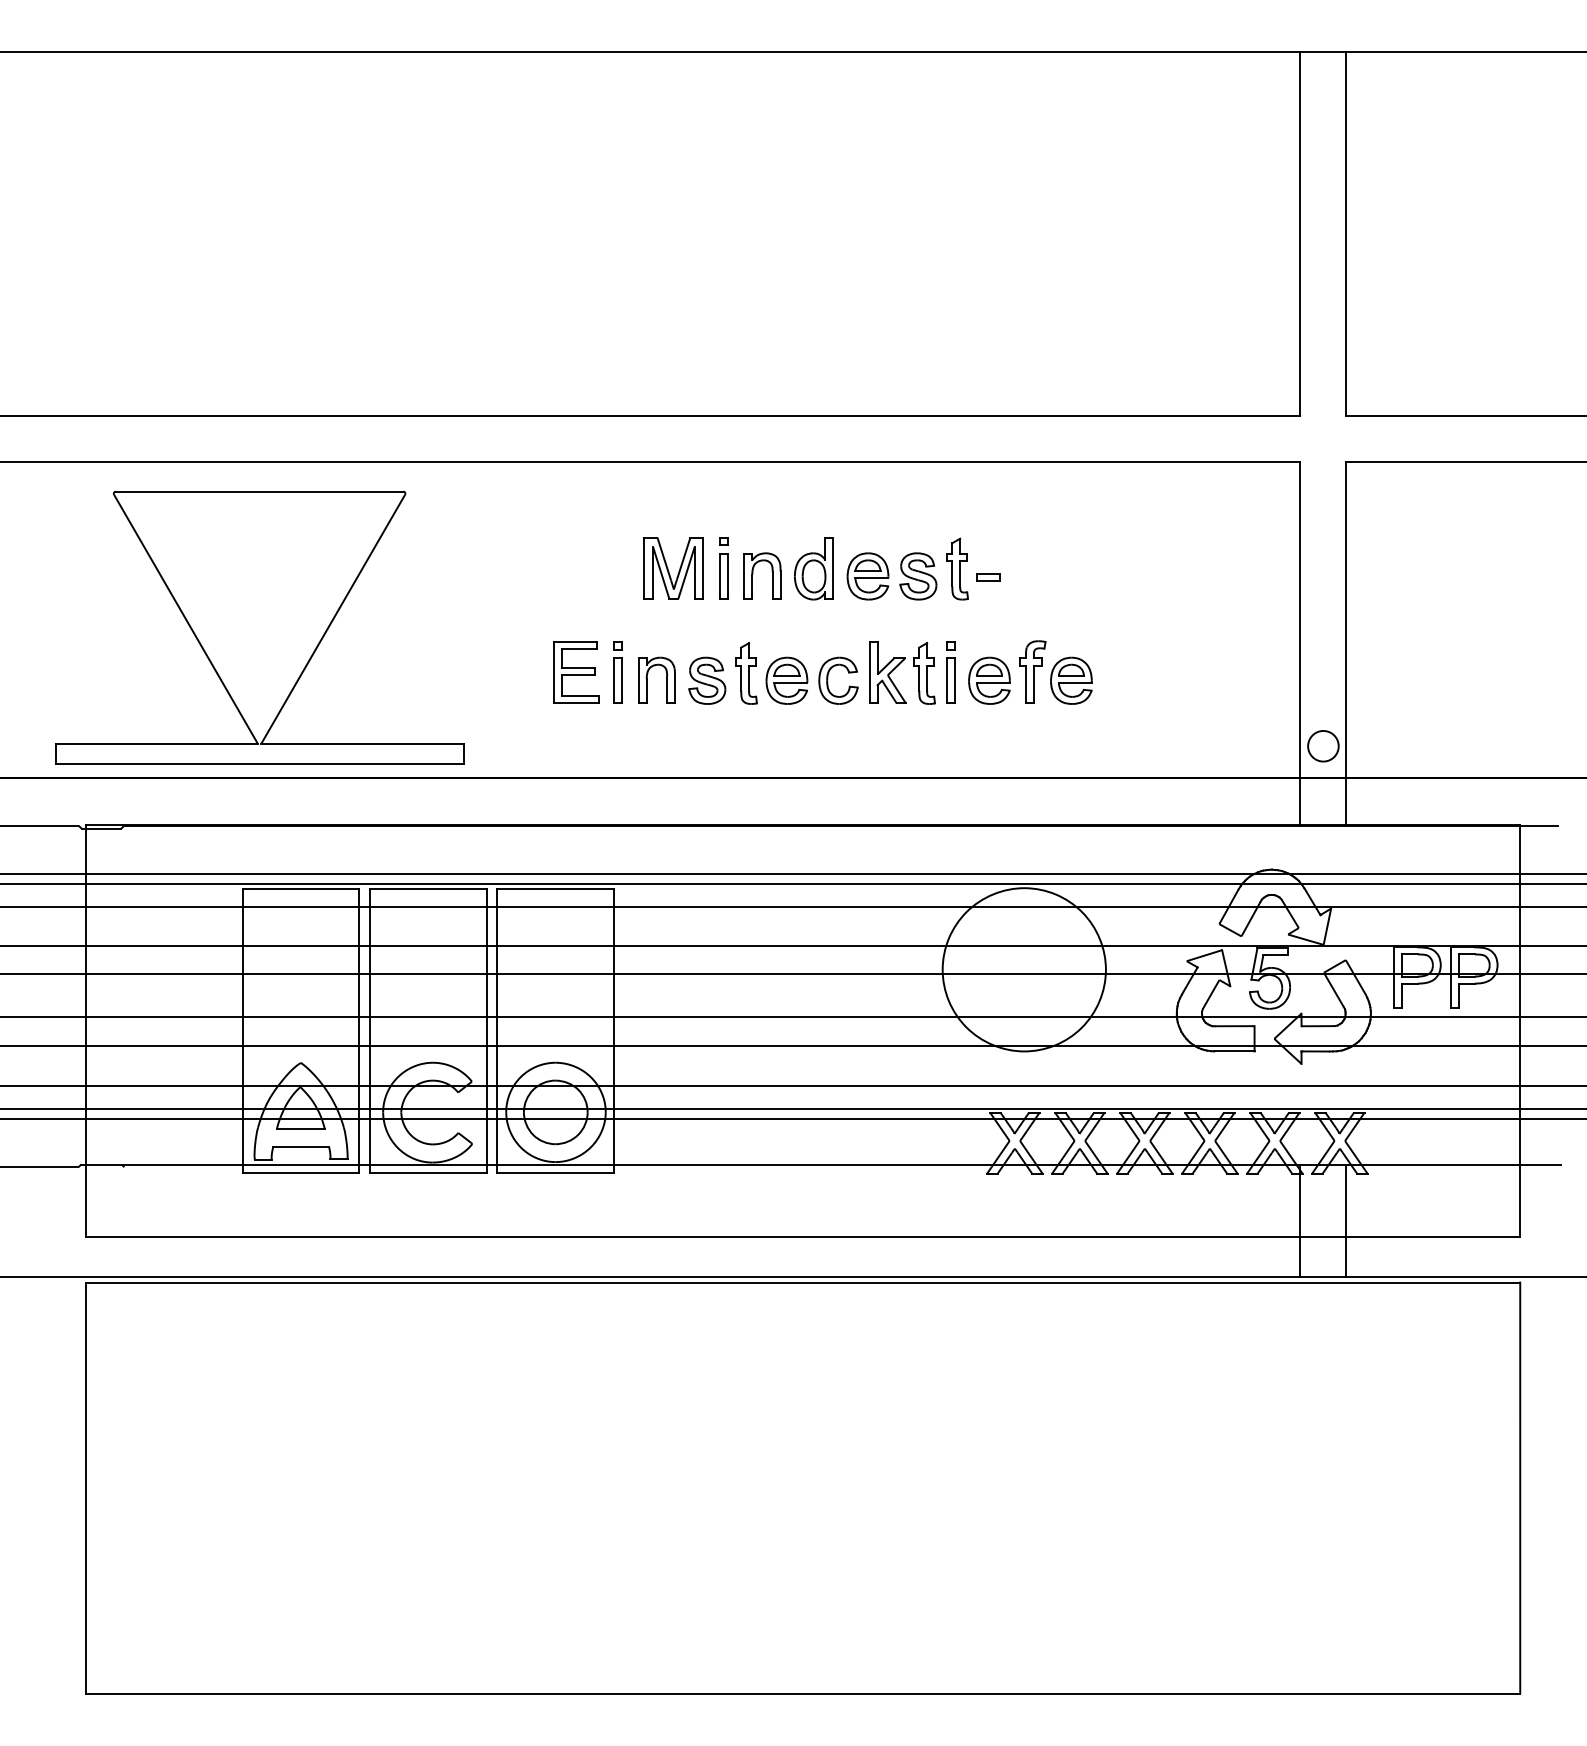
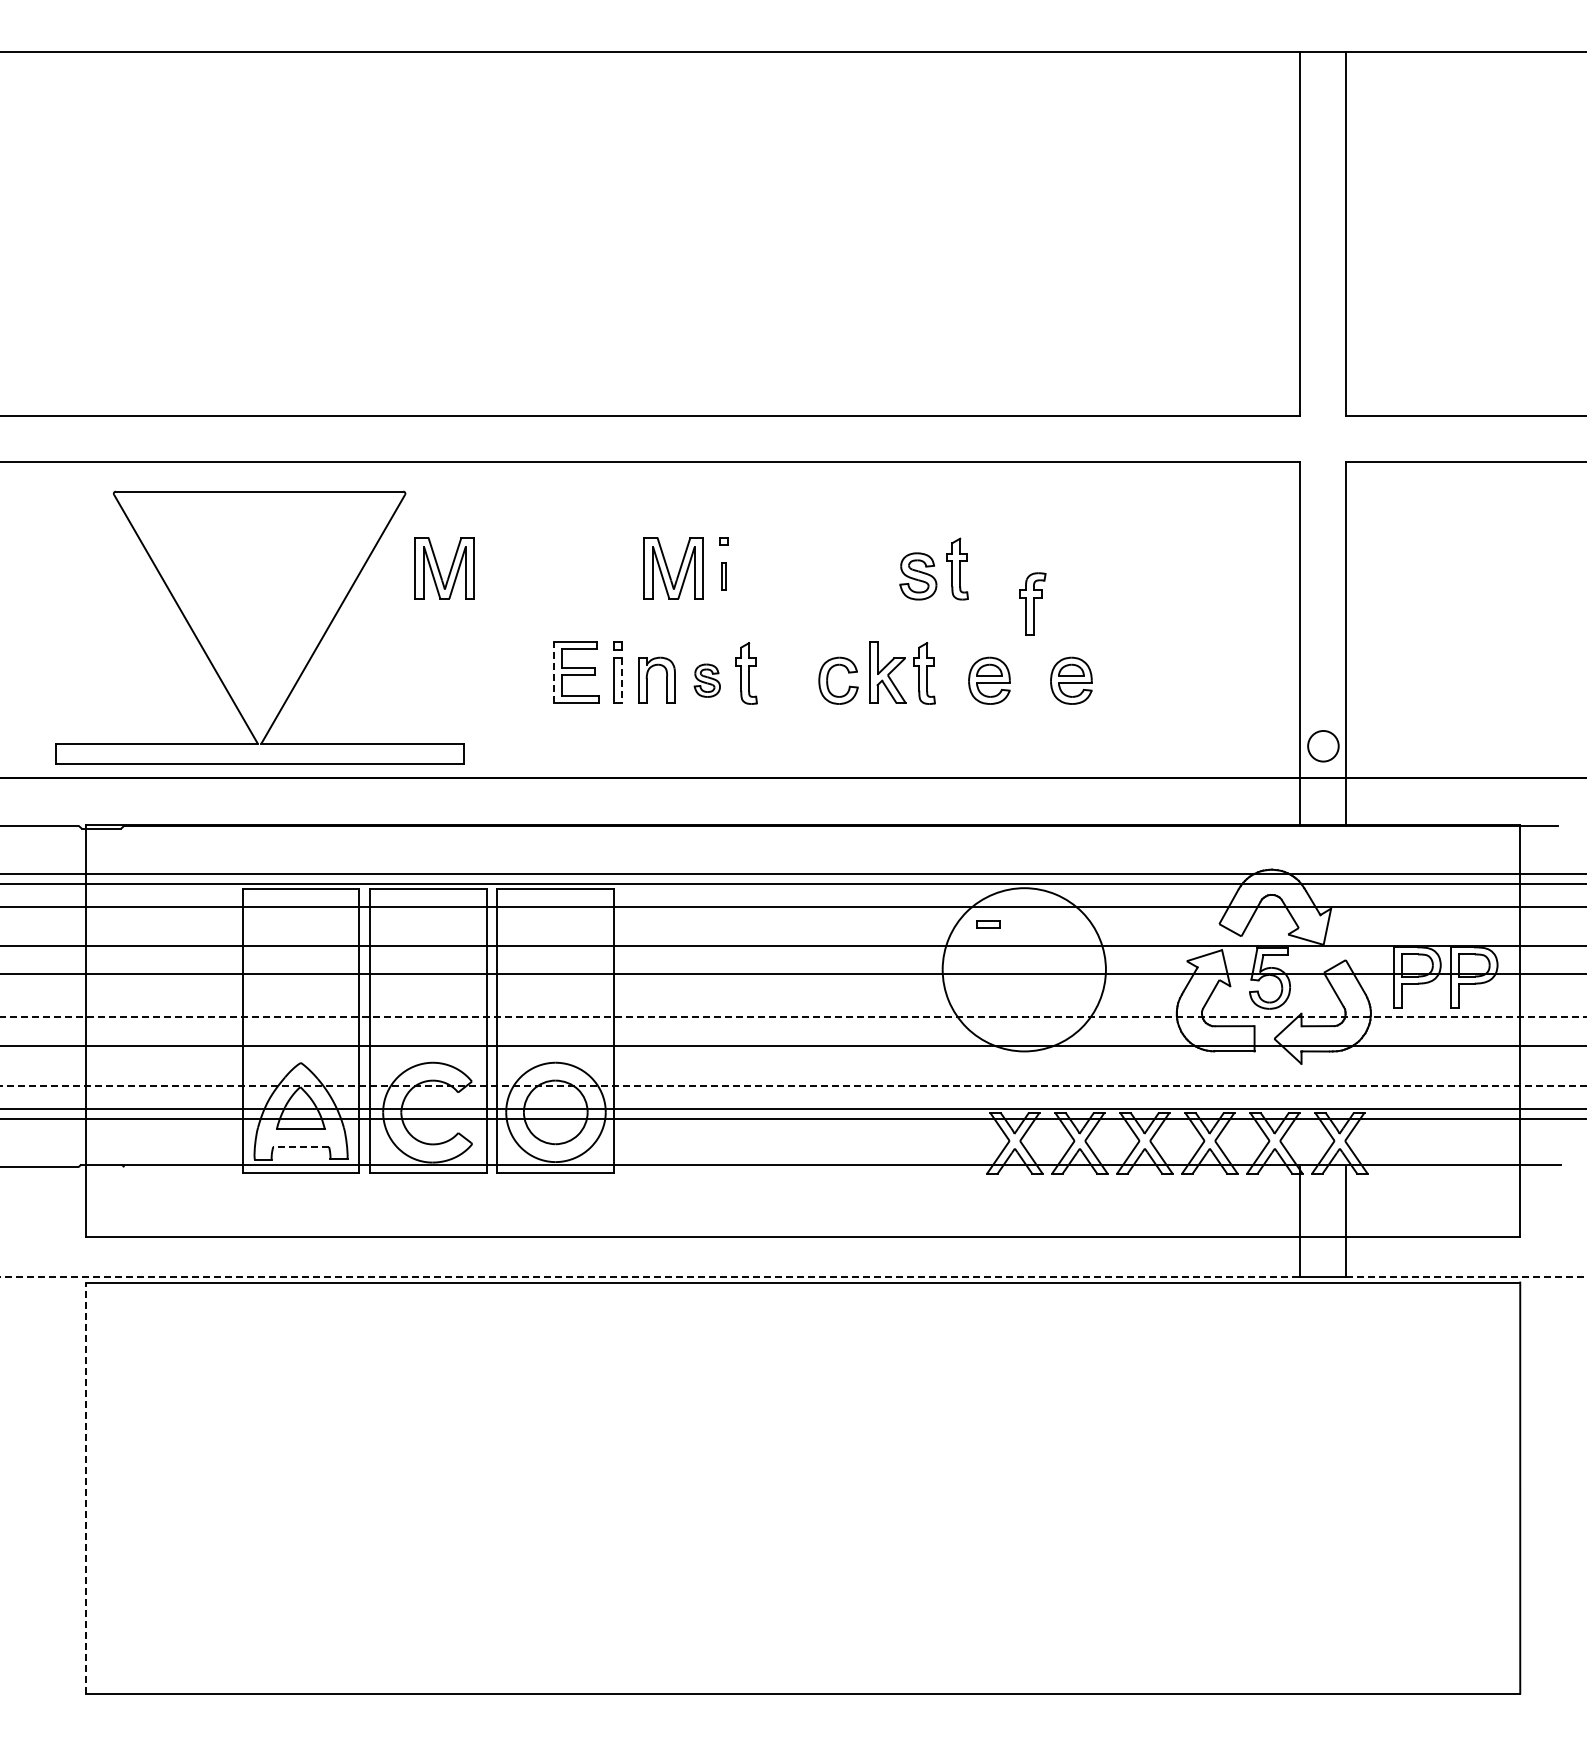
part: none -> present (444, 568)
part: present -> none (813, 568)
part: present -> none (753, 574)
part size: 10x47 px -> 6x29 px (723, 576)
part: present -> none (867, 576)
part position: (988, 577) -> (988, 924) (988, 924)
part position: (1032, 671) -> (1032, 603) (1032, 603)
line: solid -> dashed (553, 672)
part: present -> none (950, 672)
part size: 39x49 px -> 28x35 px (706, 680)
part: present -> none (786, 680)
line: solid -> dashed (622, 681)
line: solid -> dashed (793, 1017)
line: solid -> dashed (793, 1085)
line: solid -> dashed (301, 1146)
line: solid -> dashed (650, 1276)
line: solid -> dashed (1466, 1276)
line: solid -> dashed (85, 1488)
